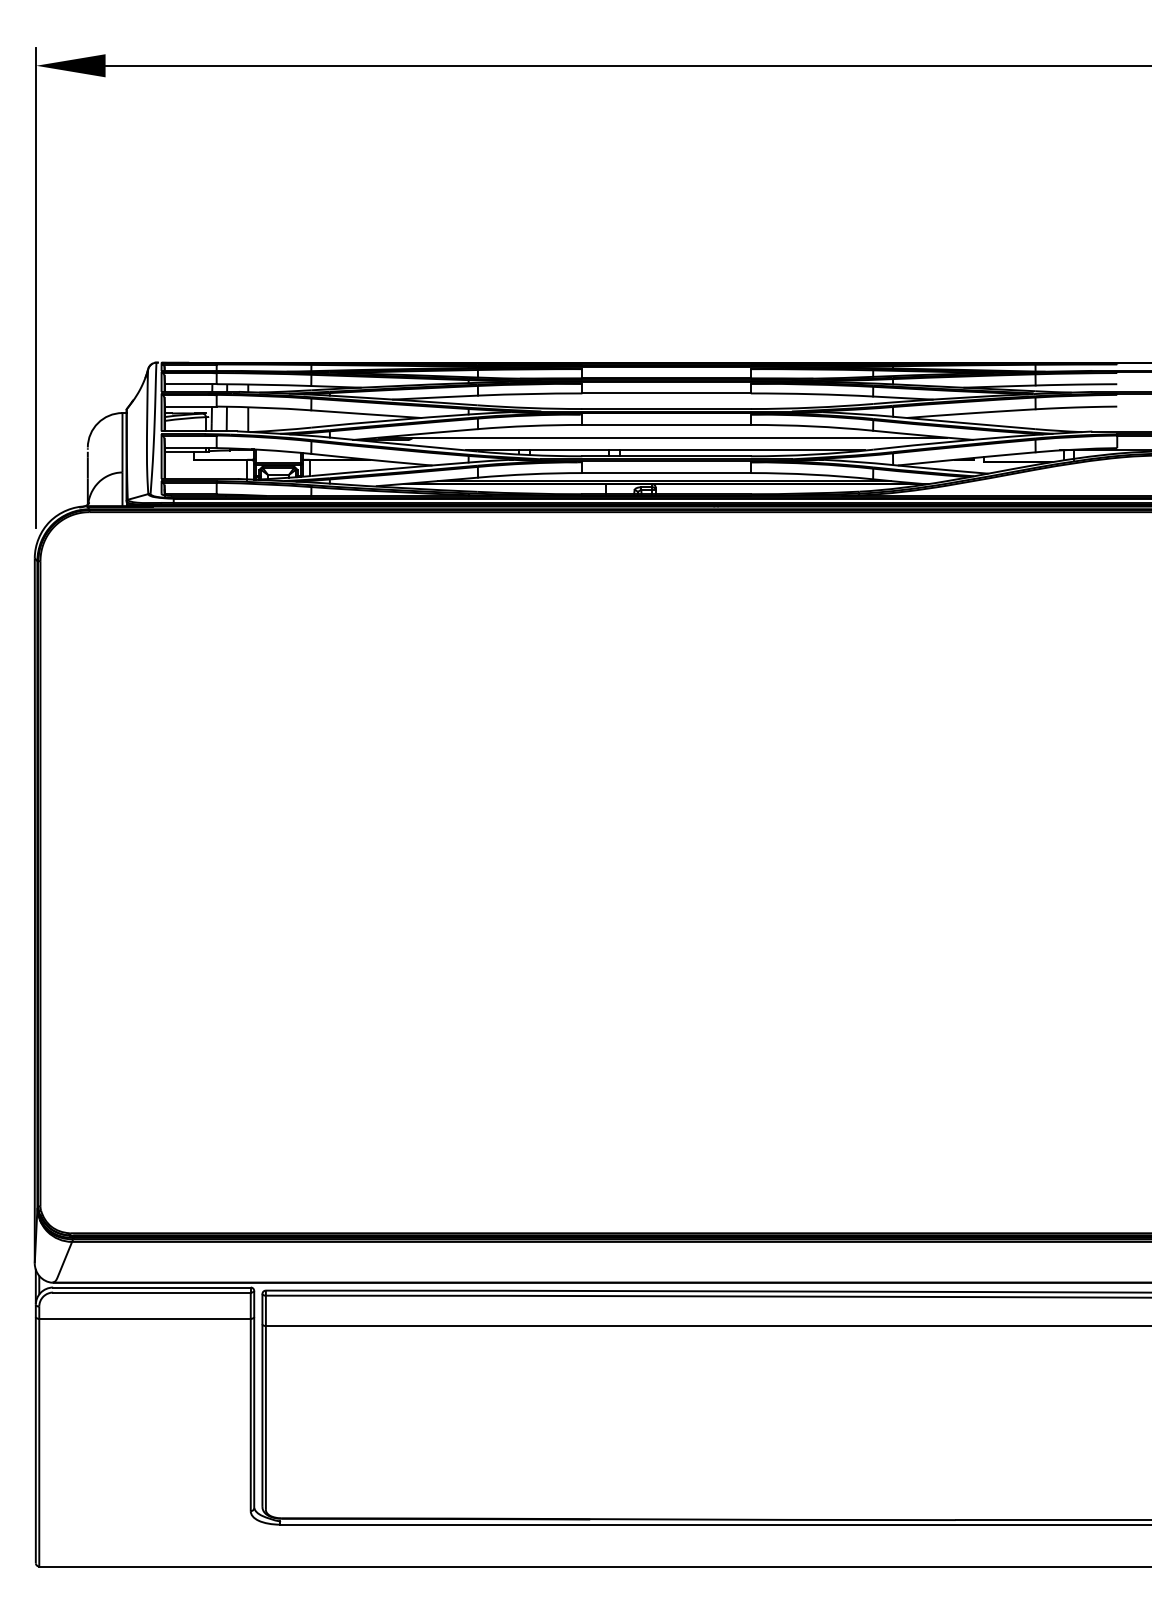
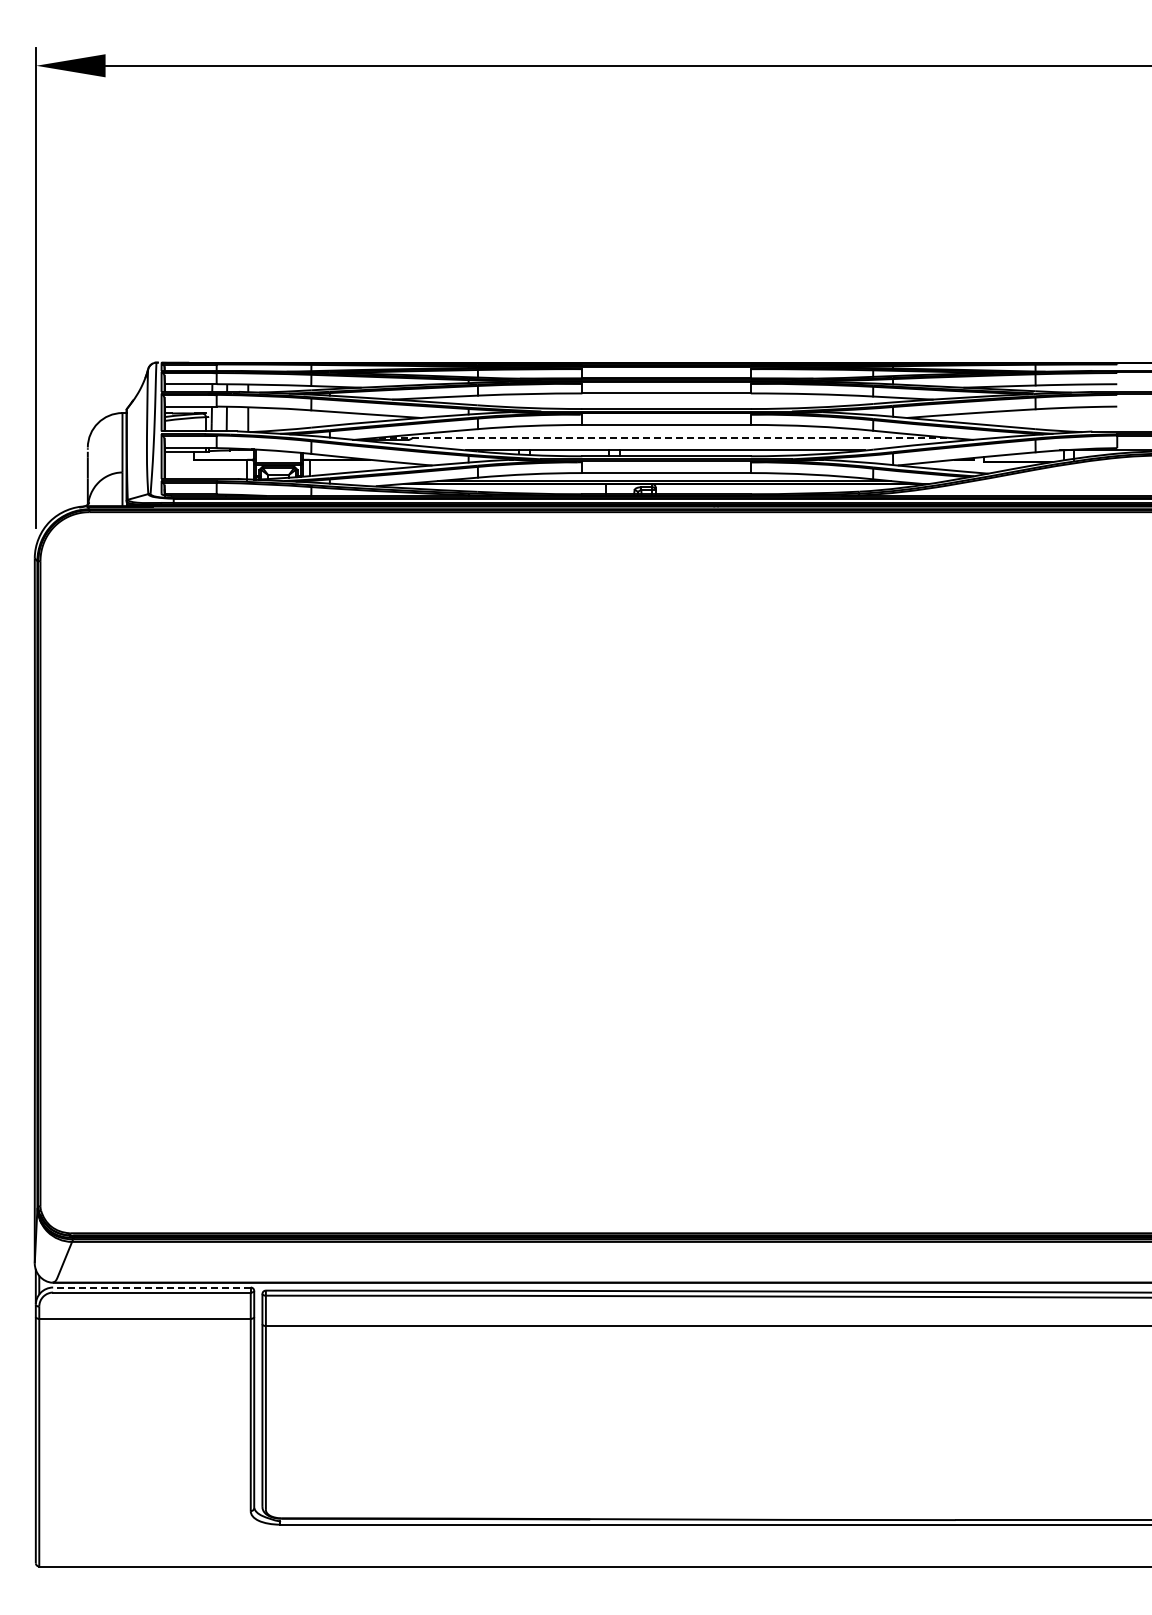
line: solid -> dashed (663, 437)
line: solid -> dashed (151, 1287)
